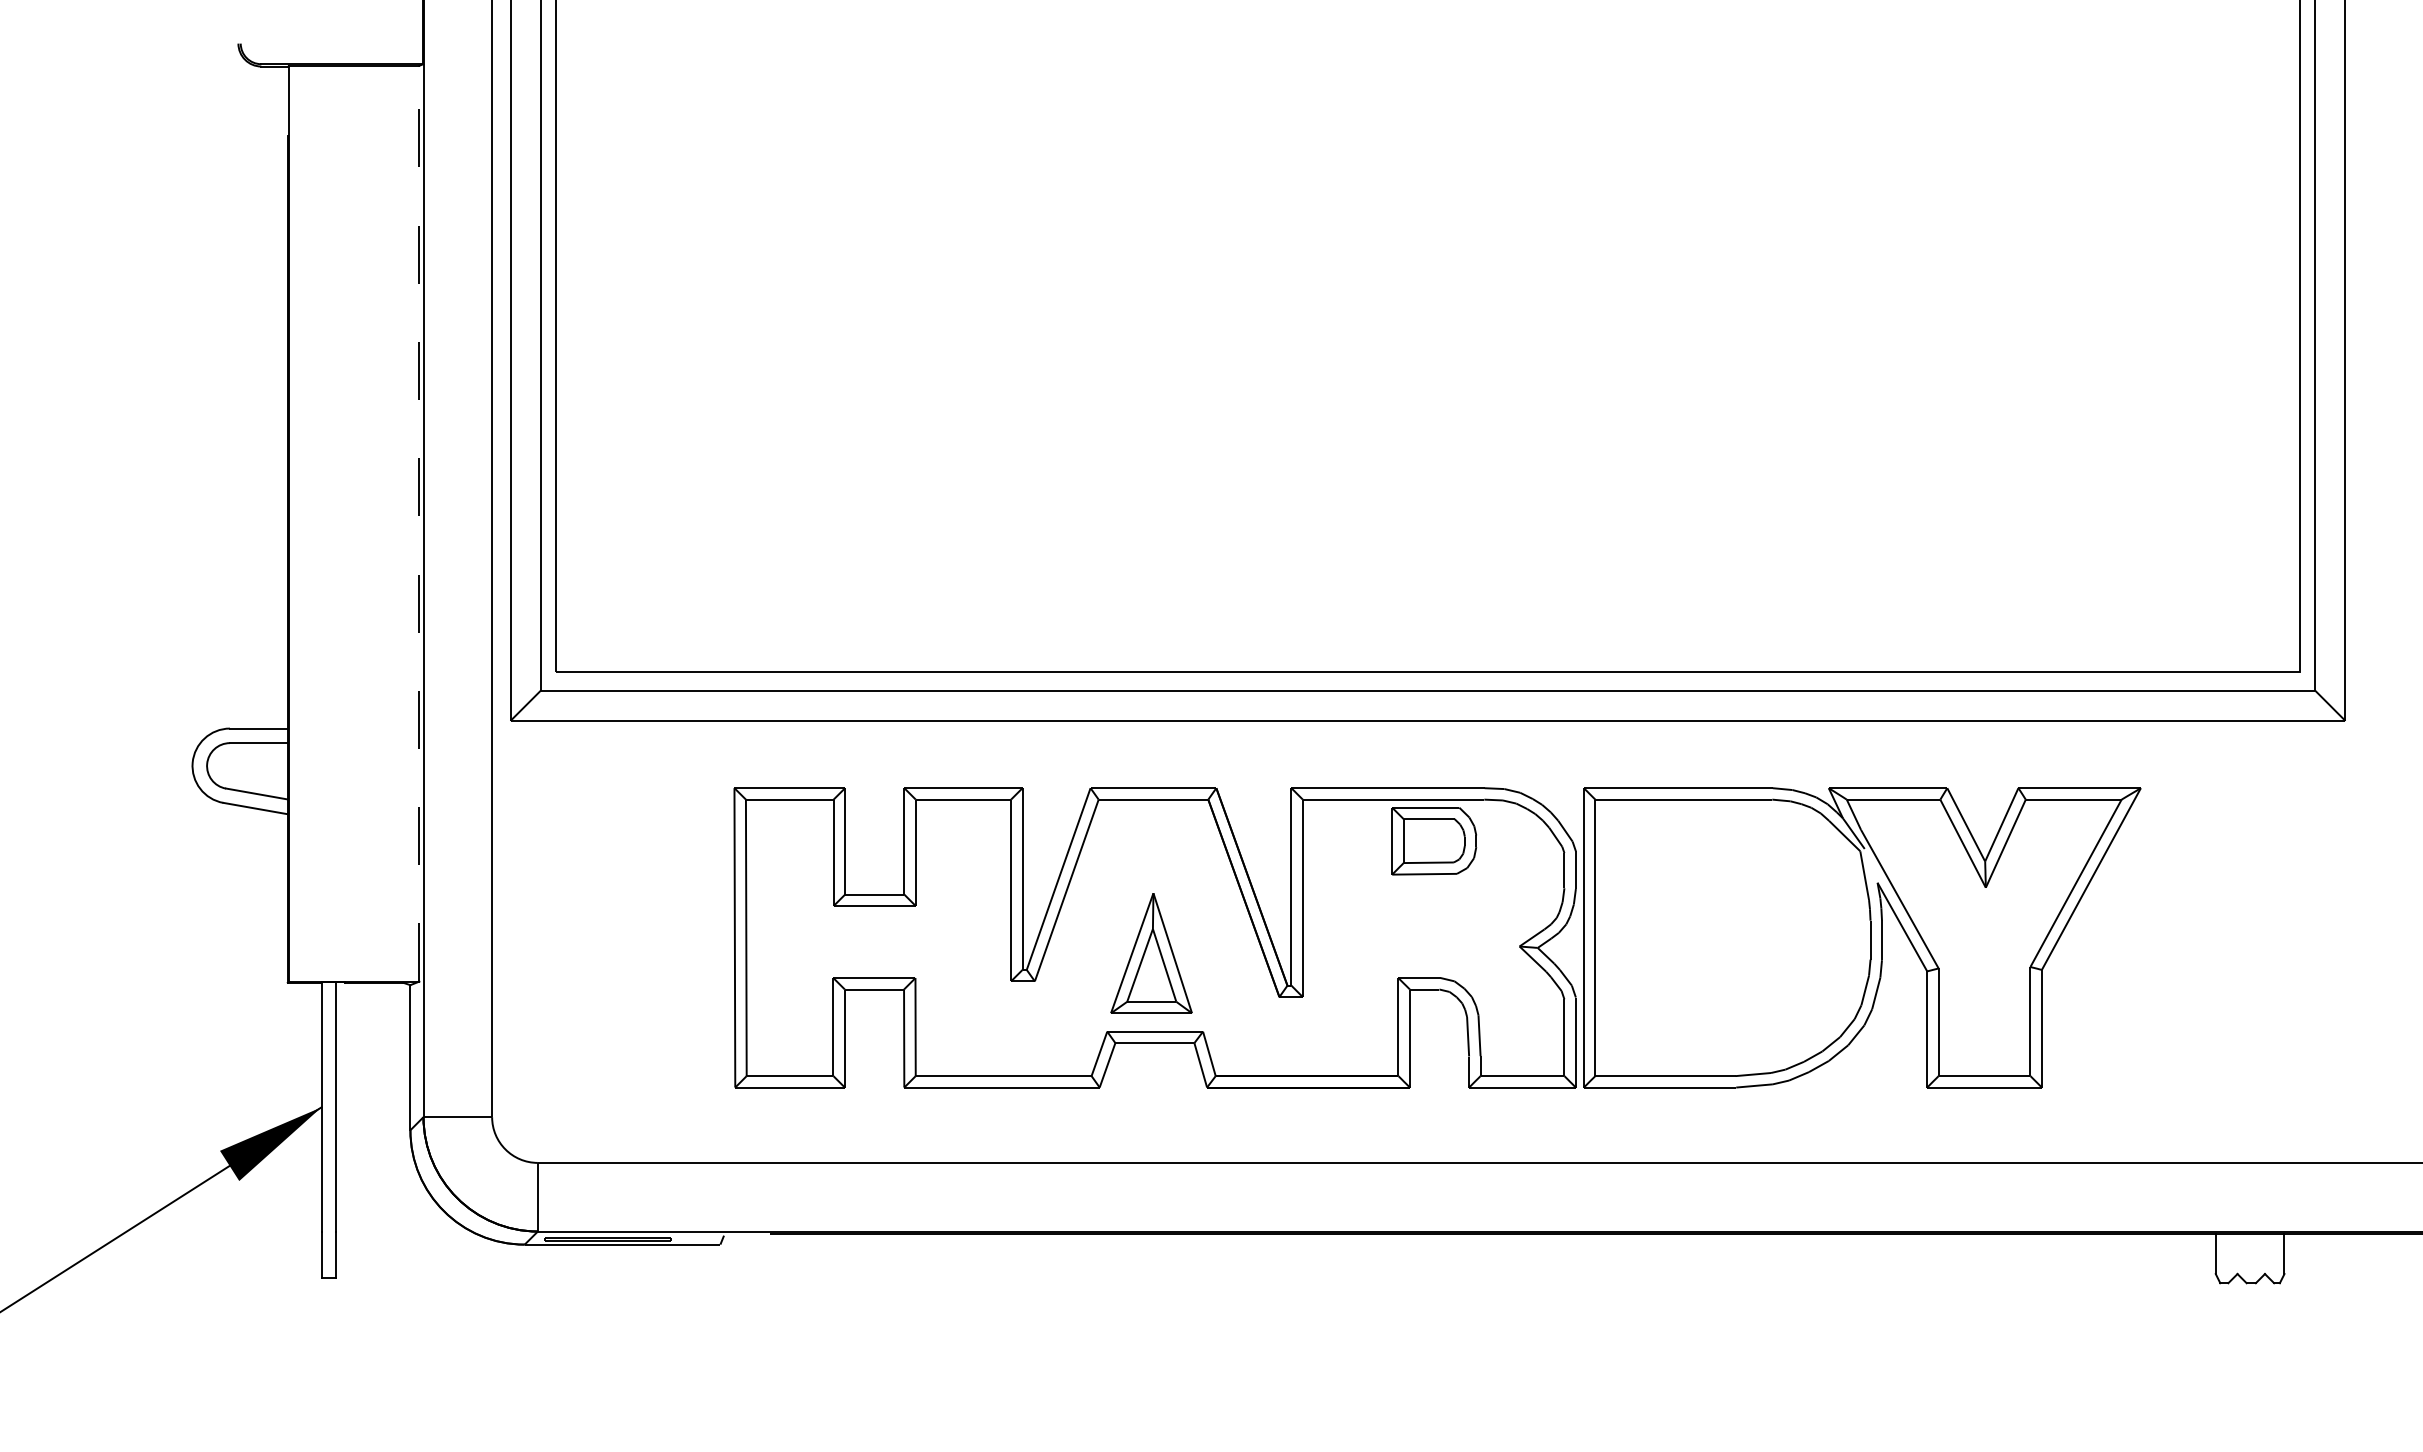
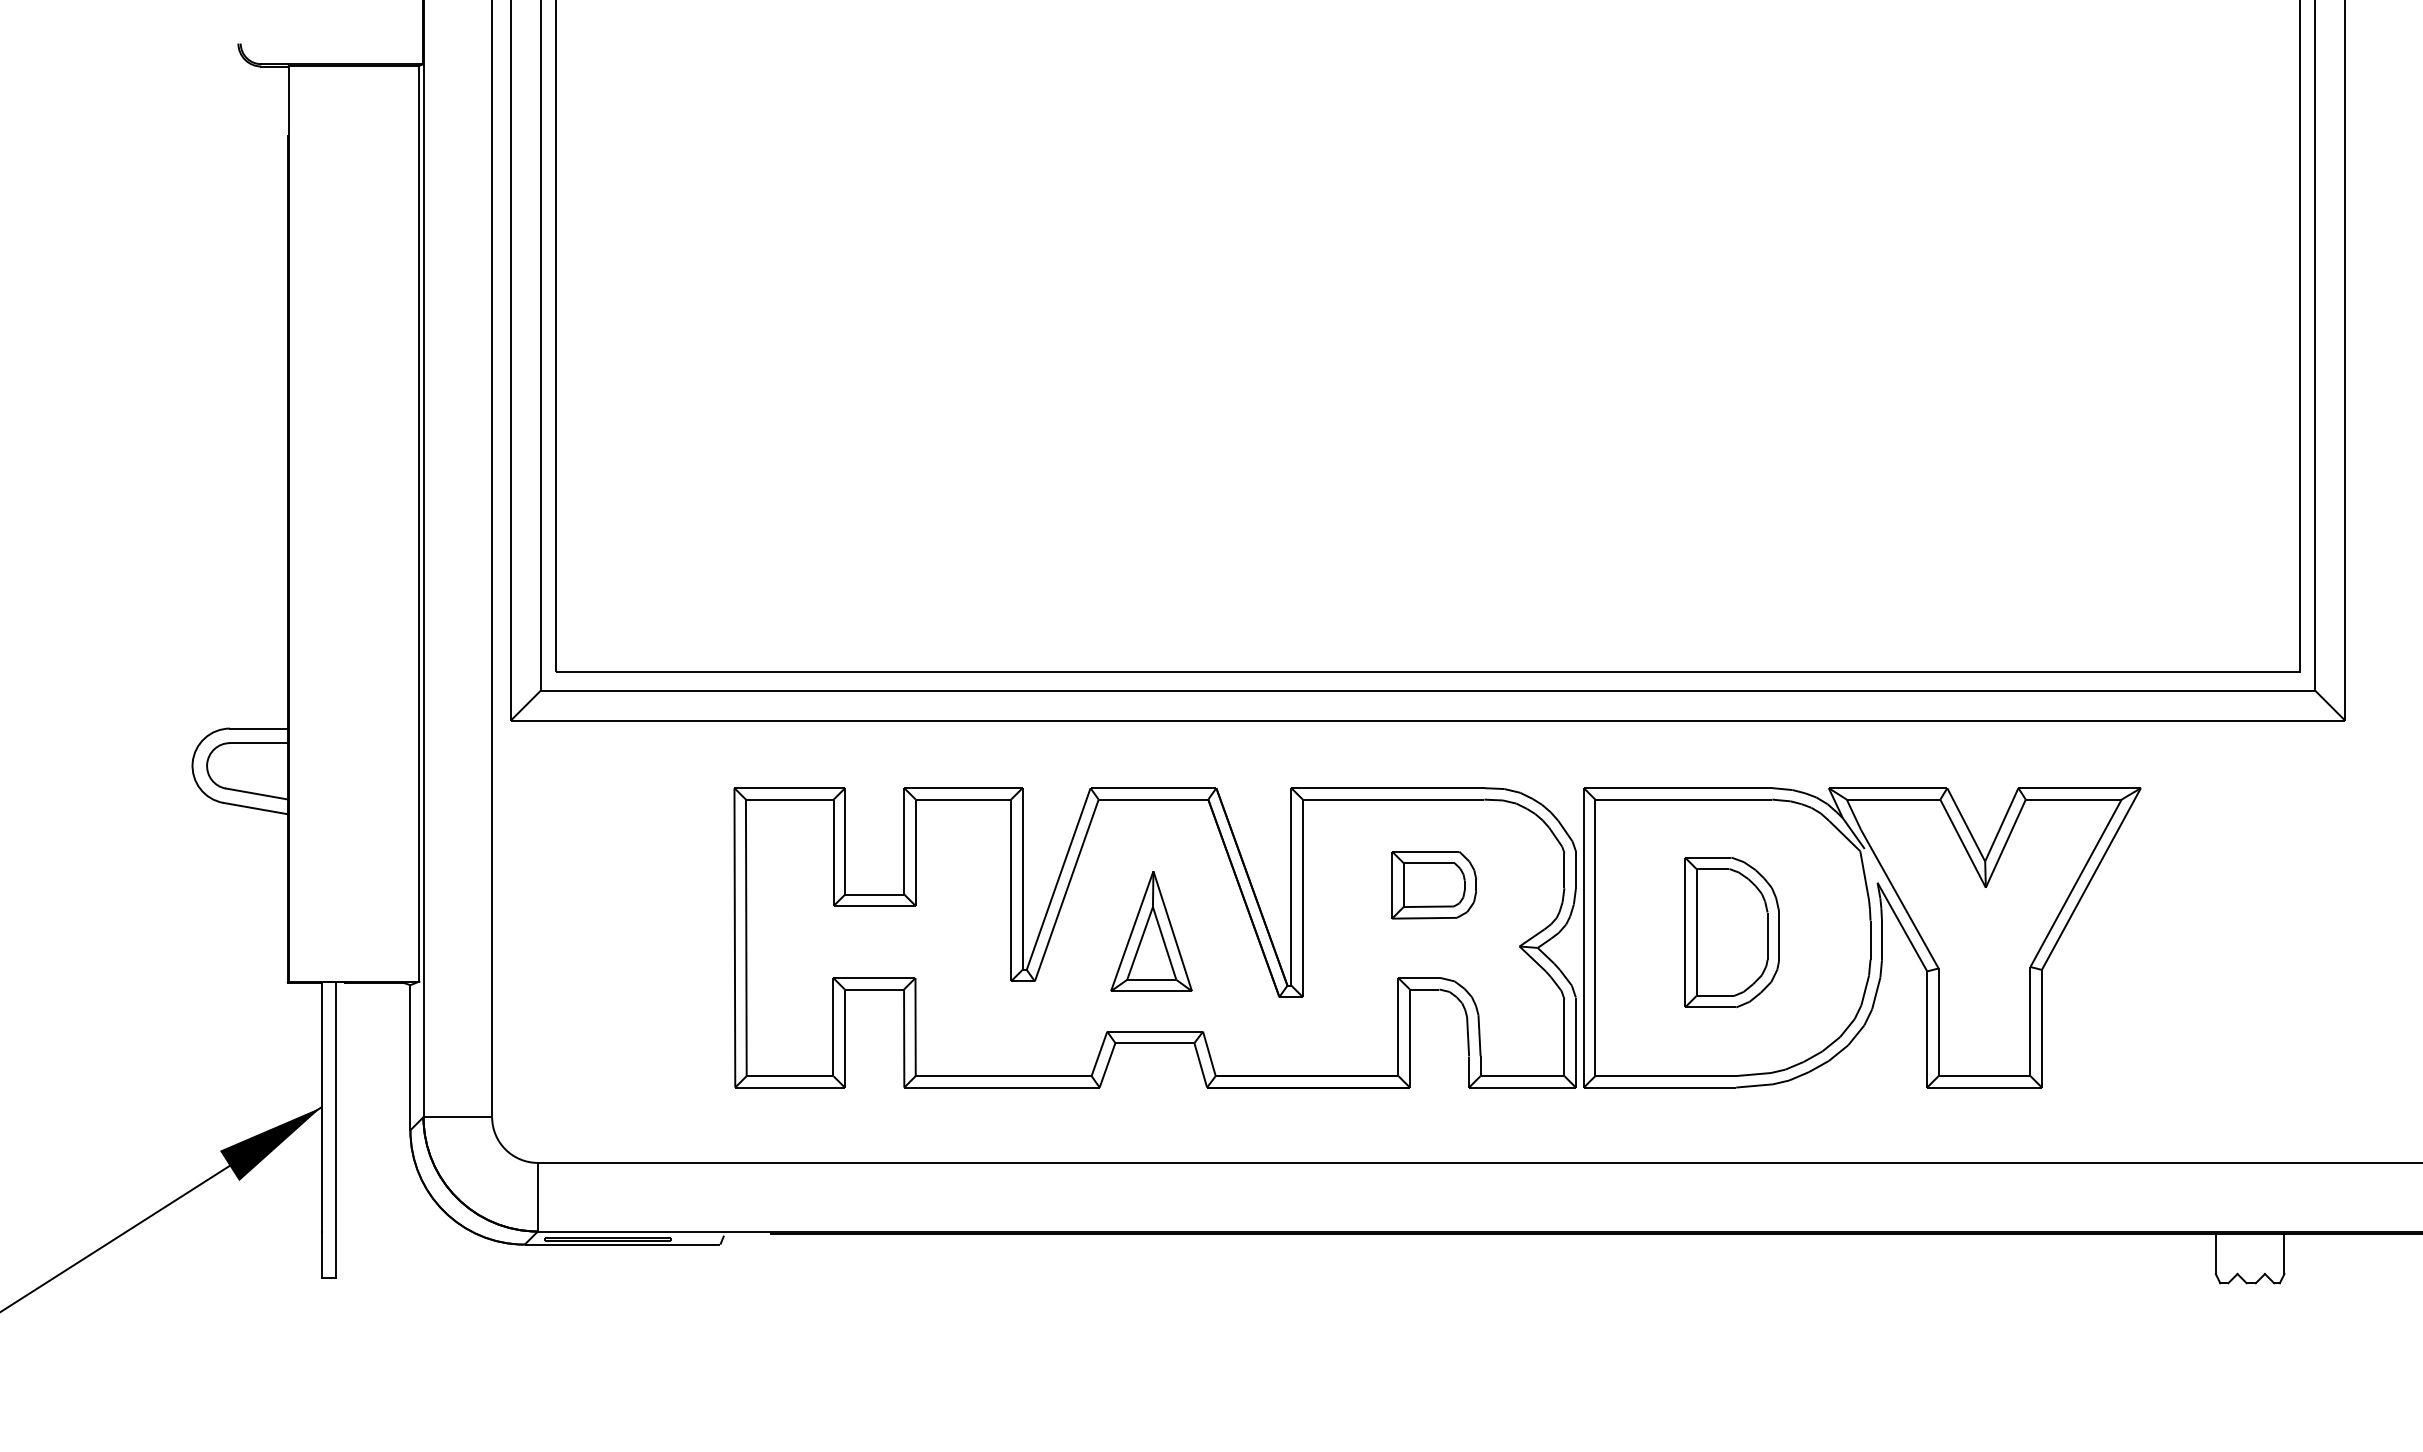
line: dashed -> solid (419, 523)
part position: (1434, 841) -> (1434, 885) (1434, 885)
part: none -> present (1731, 932)
part position: (1151, 953) -> (1151, 931) (1151, 931)
